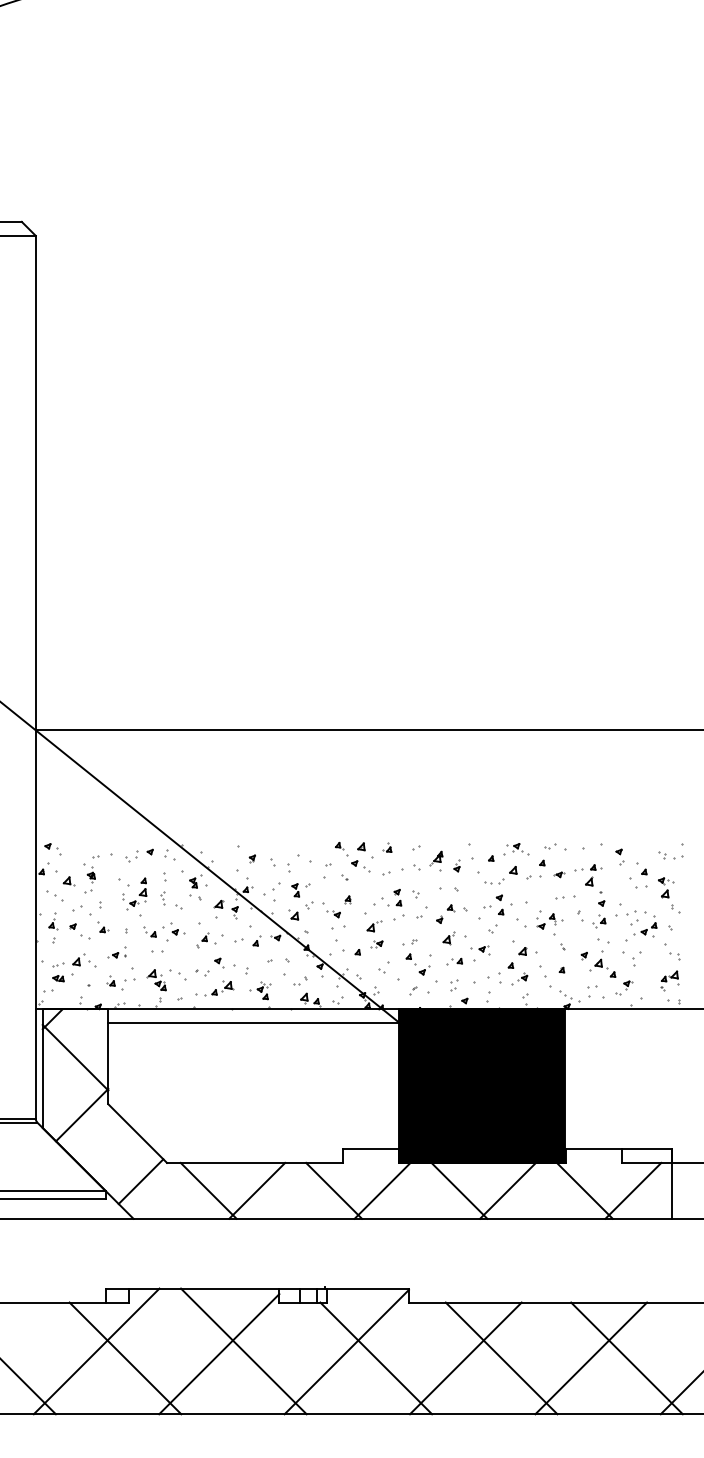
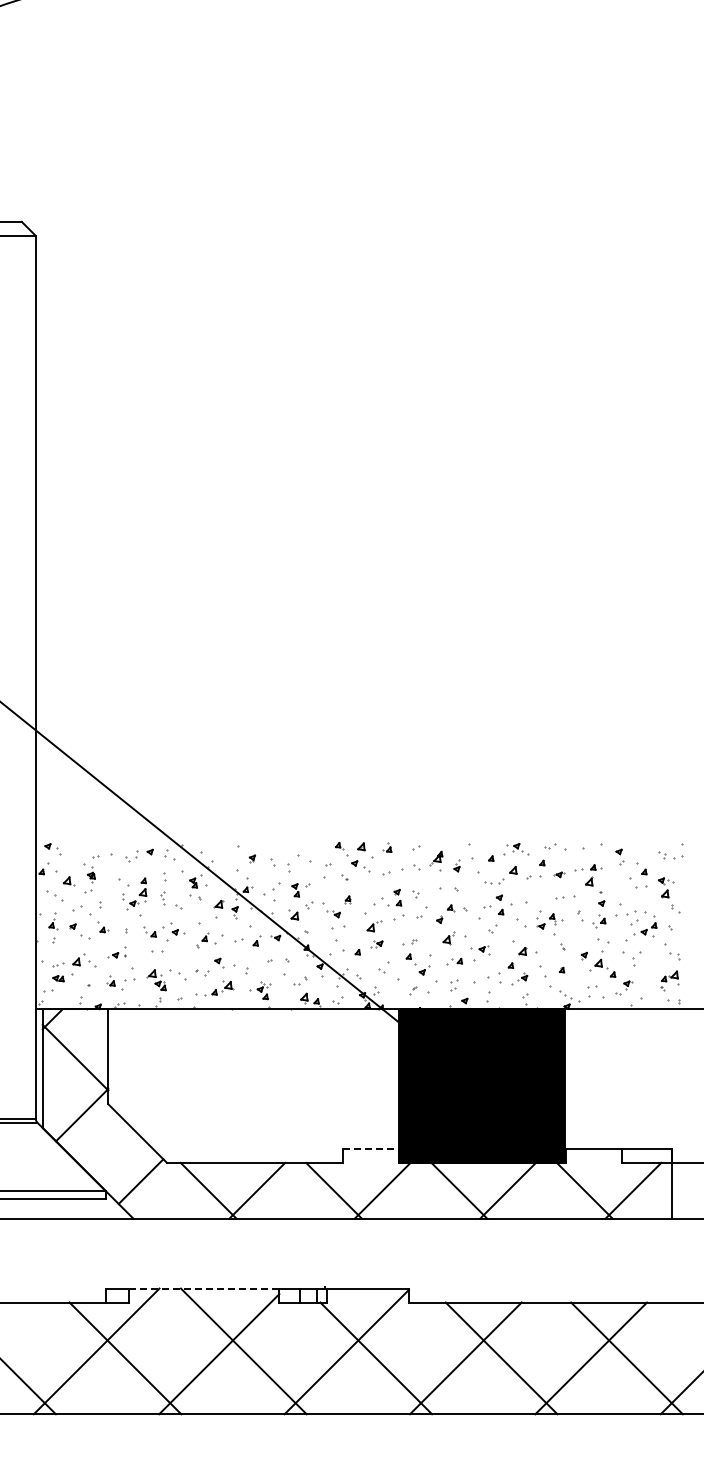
line: present -> none (367, 730)
line: present -> none (253, 1023)
line: solid -> dashed (370, 1148)
line: solid -> dashed (204, 1288)
